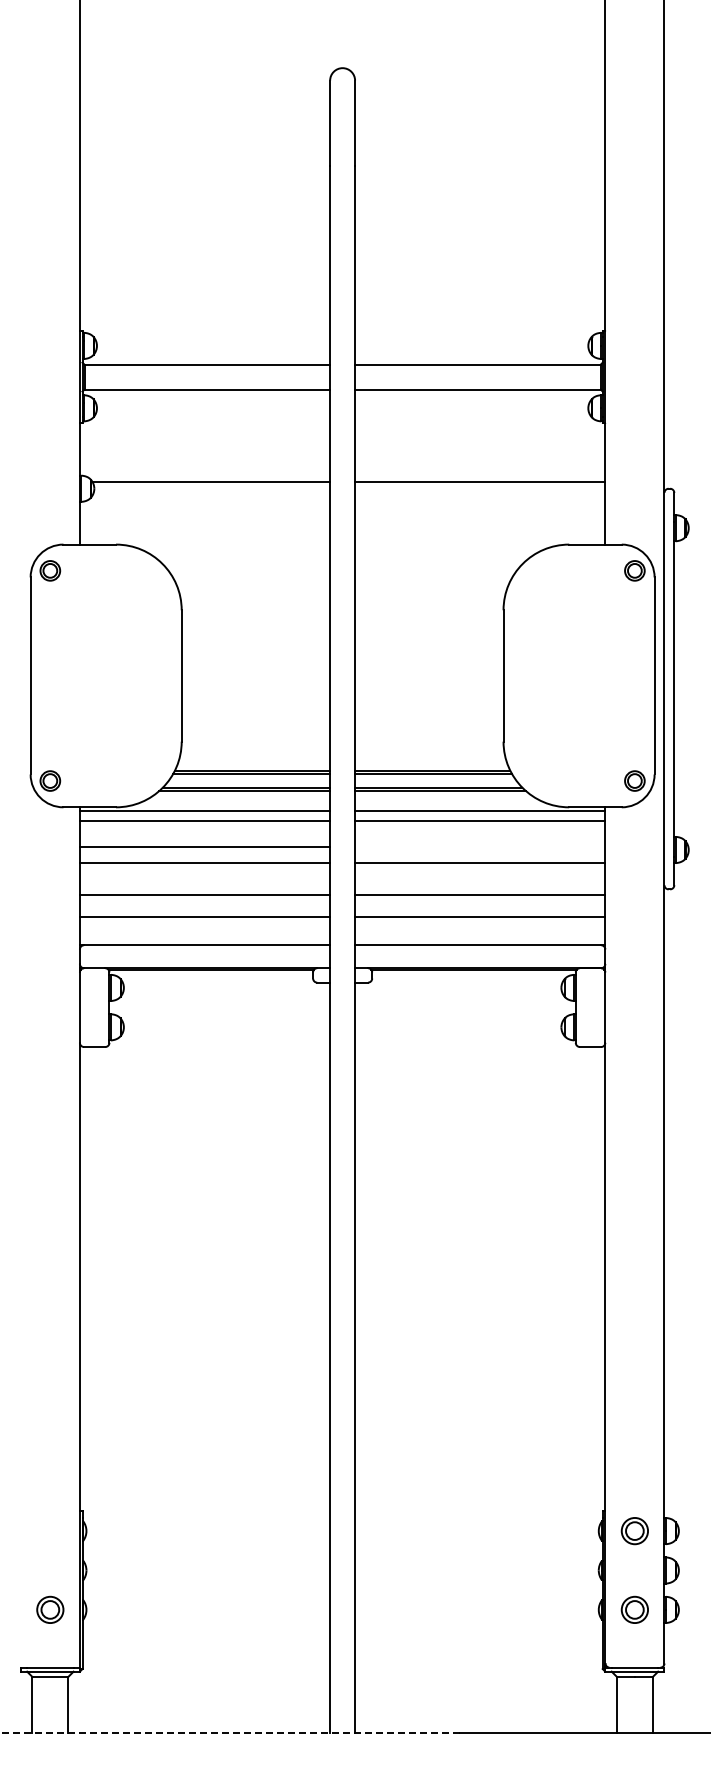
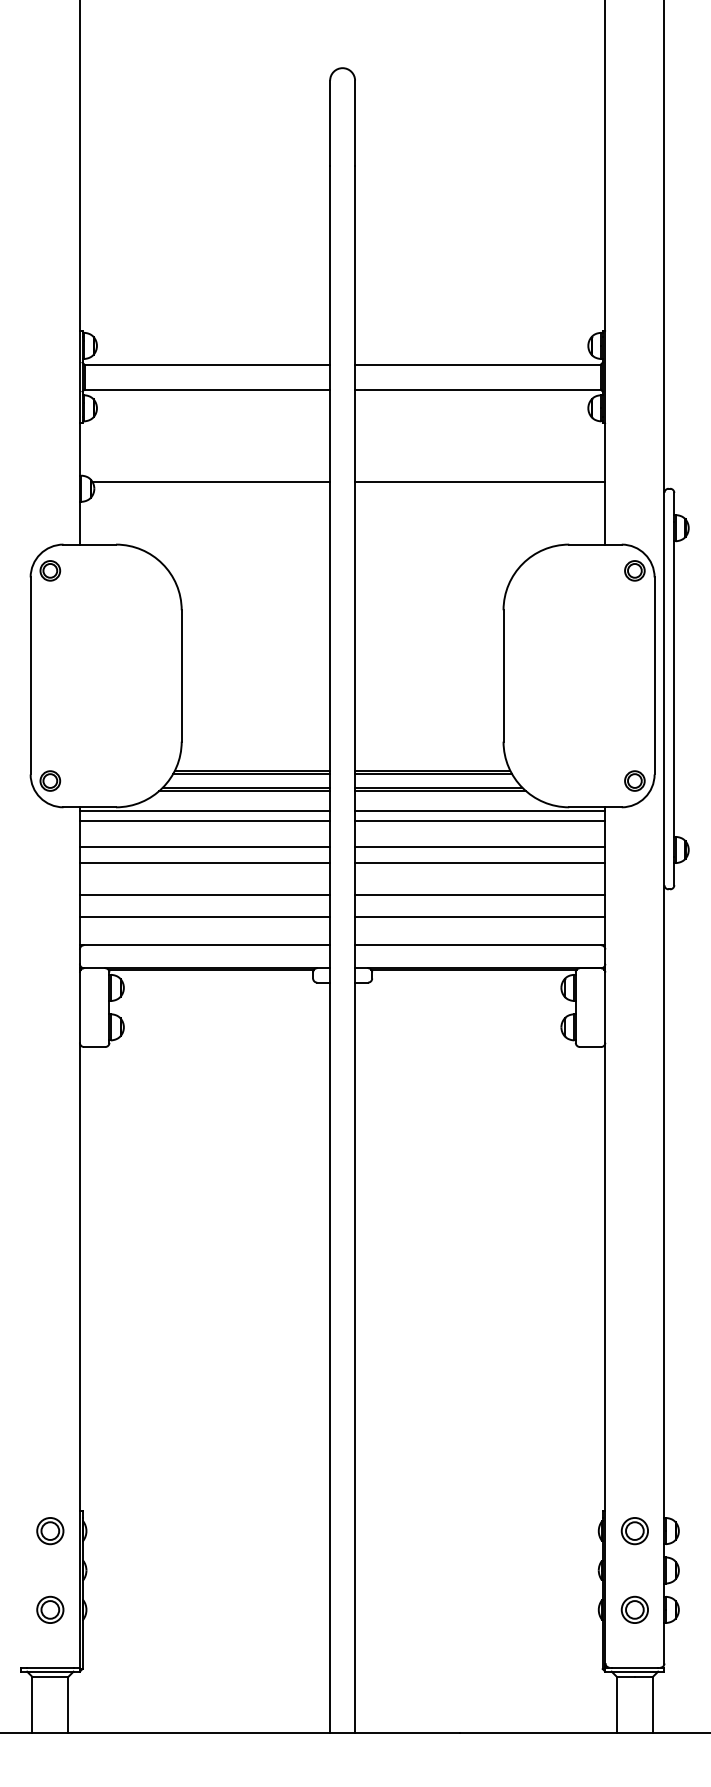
line: none -> present (480, 846)
part: none -> present (50, 1531)
line: dashed -> solid (229, 1733)
